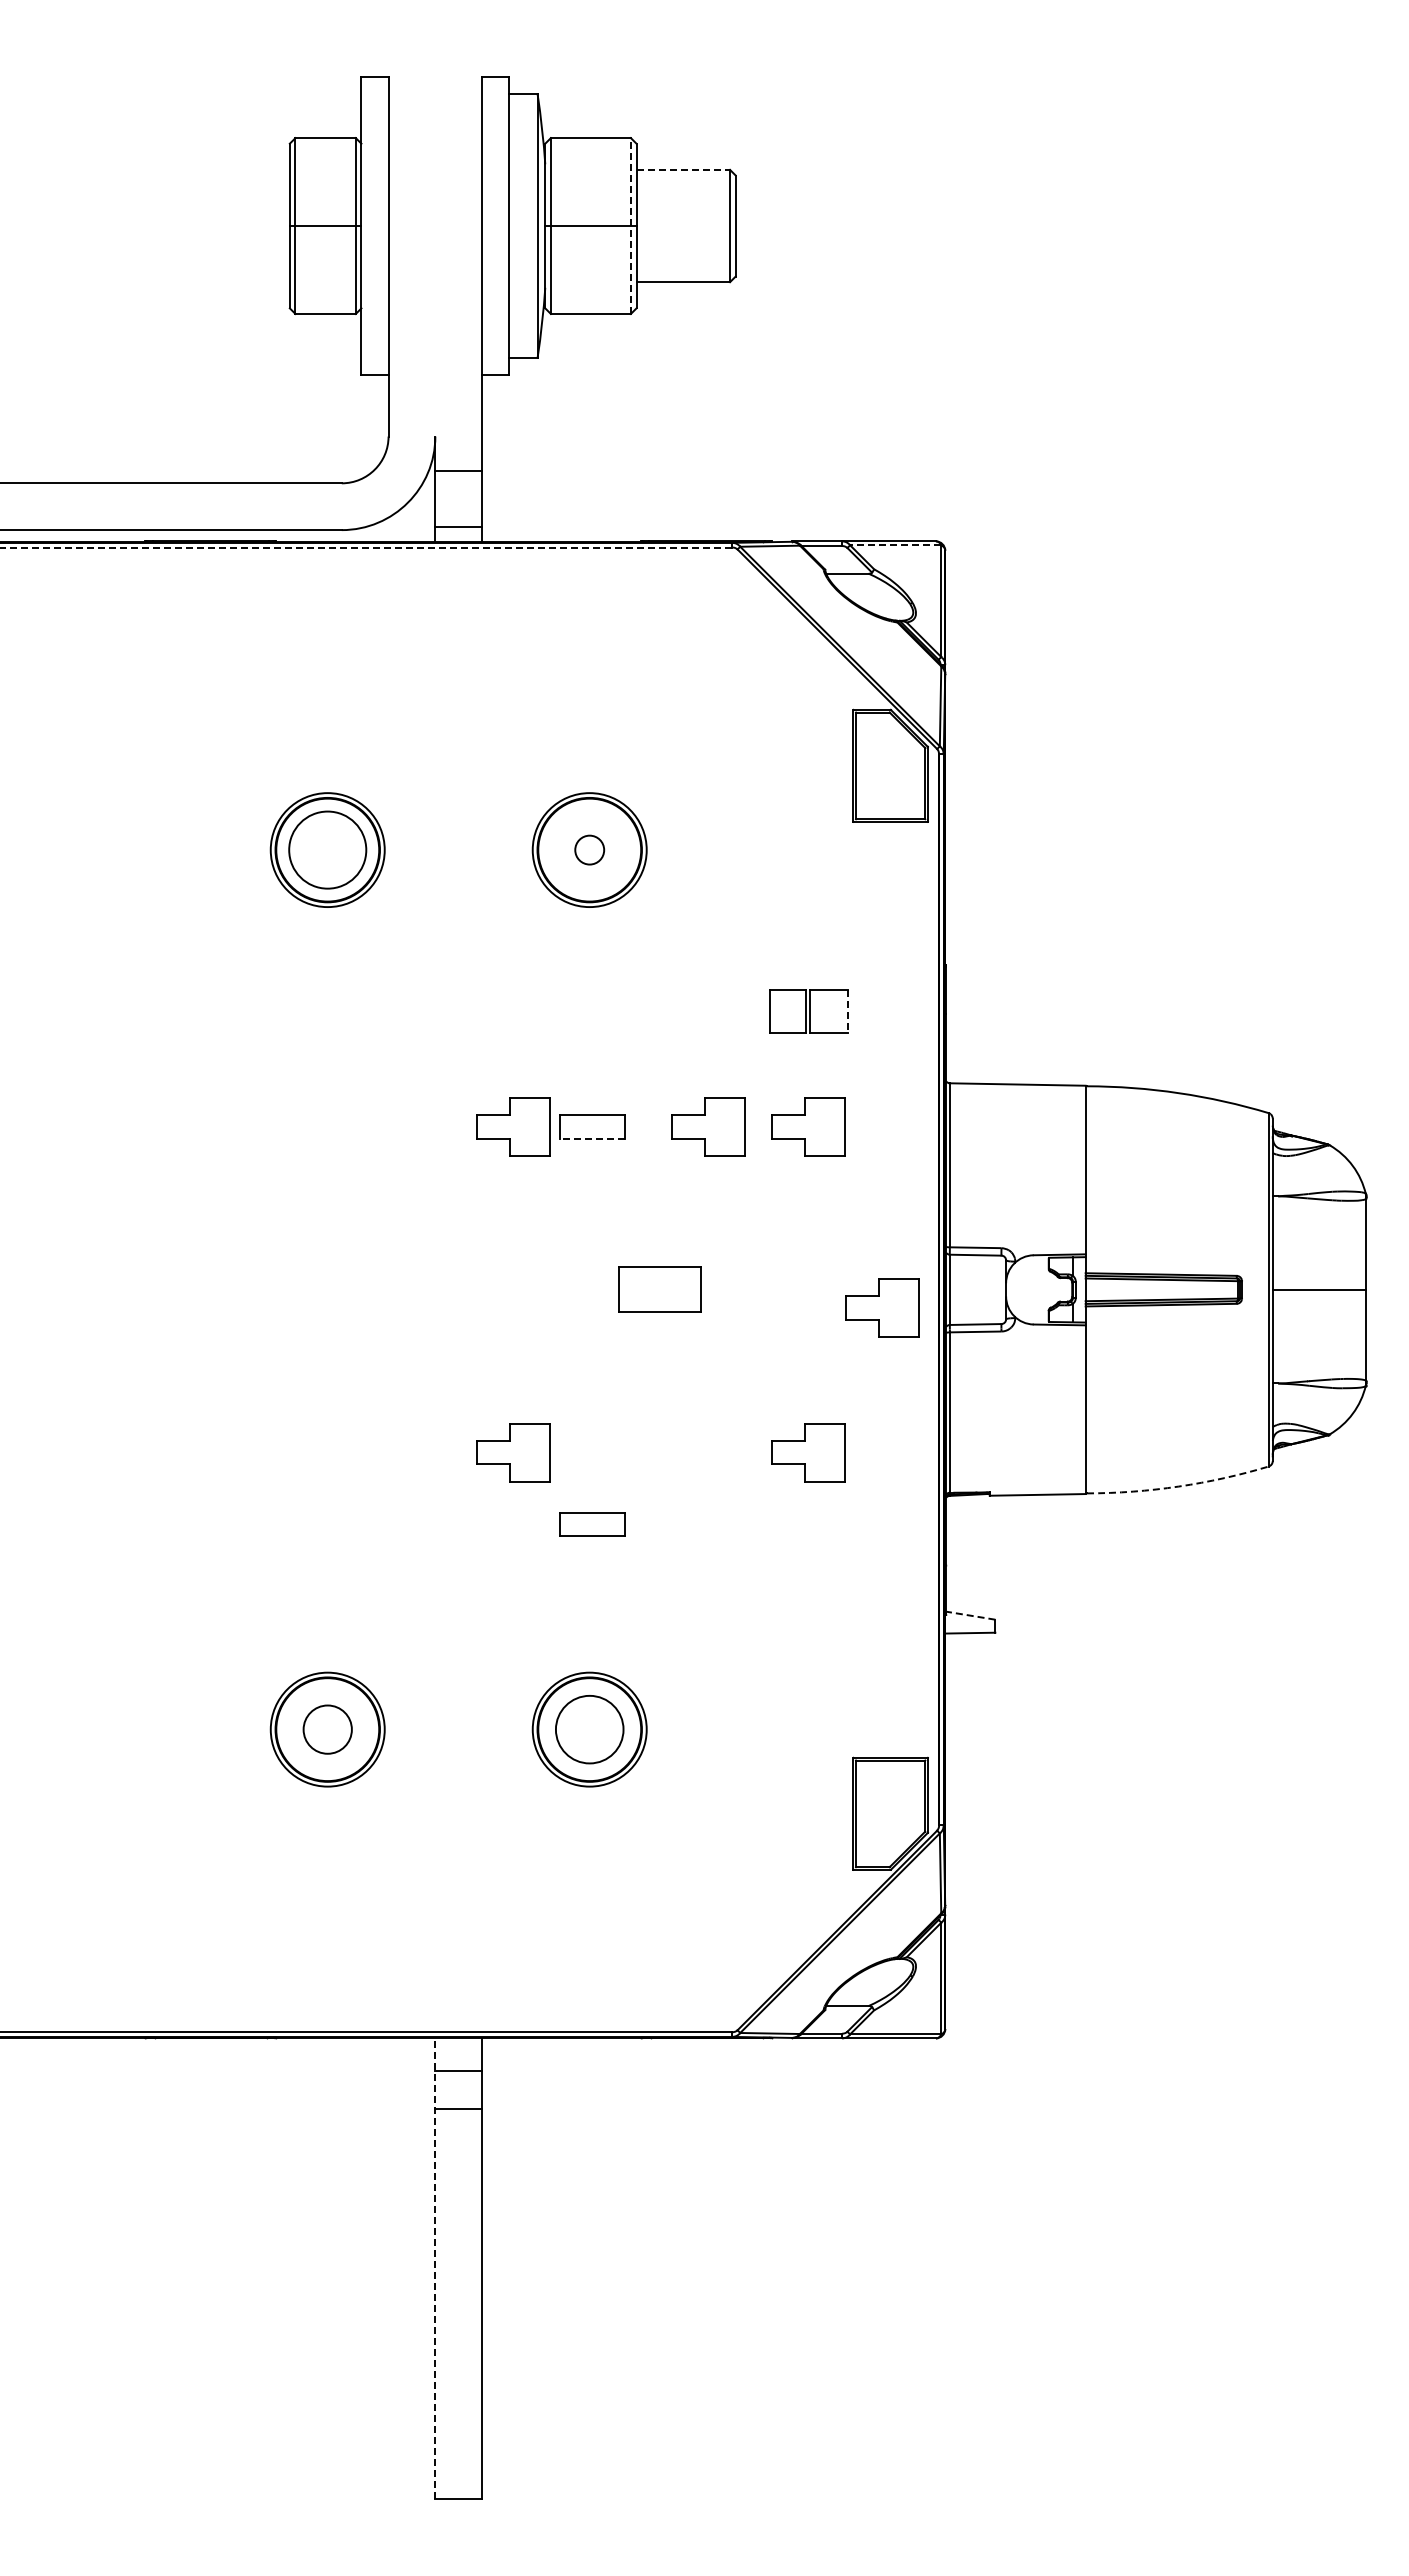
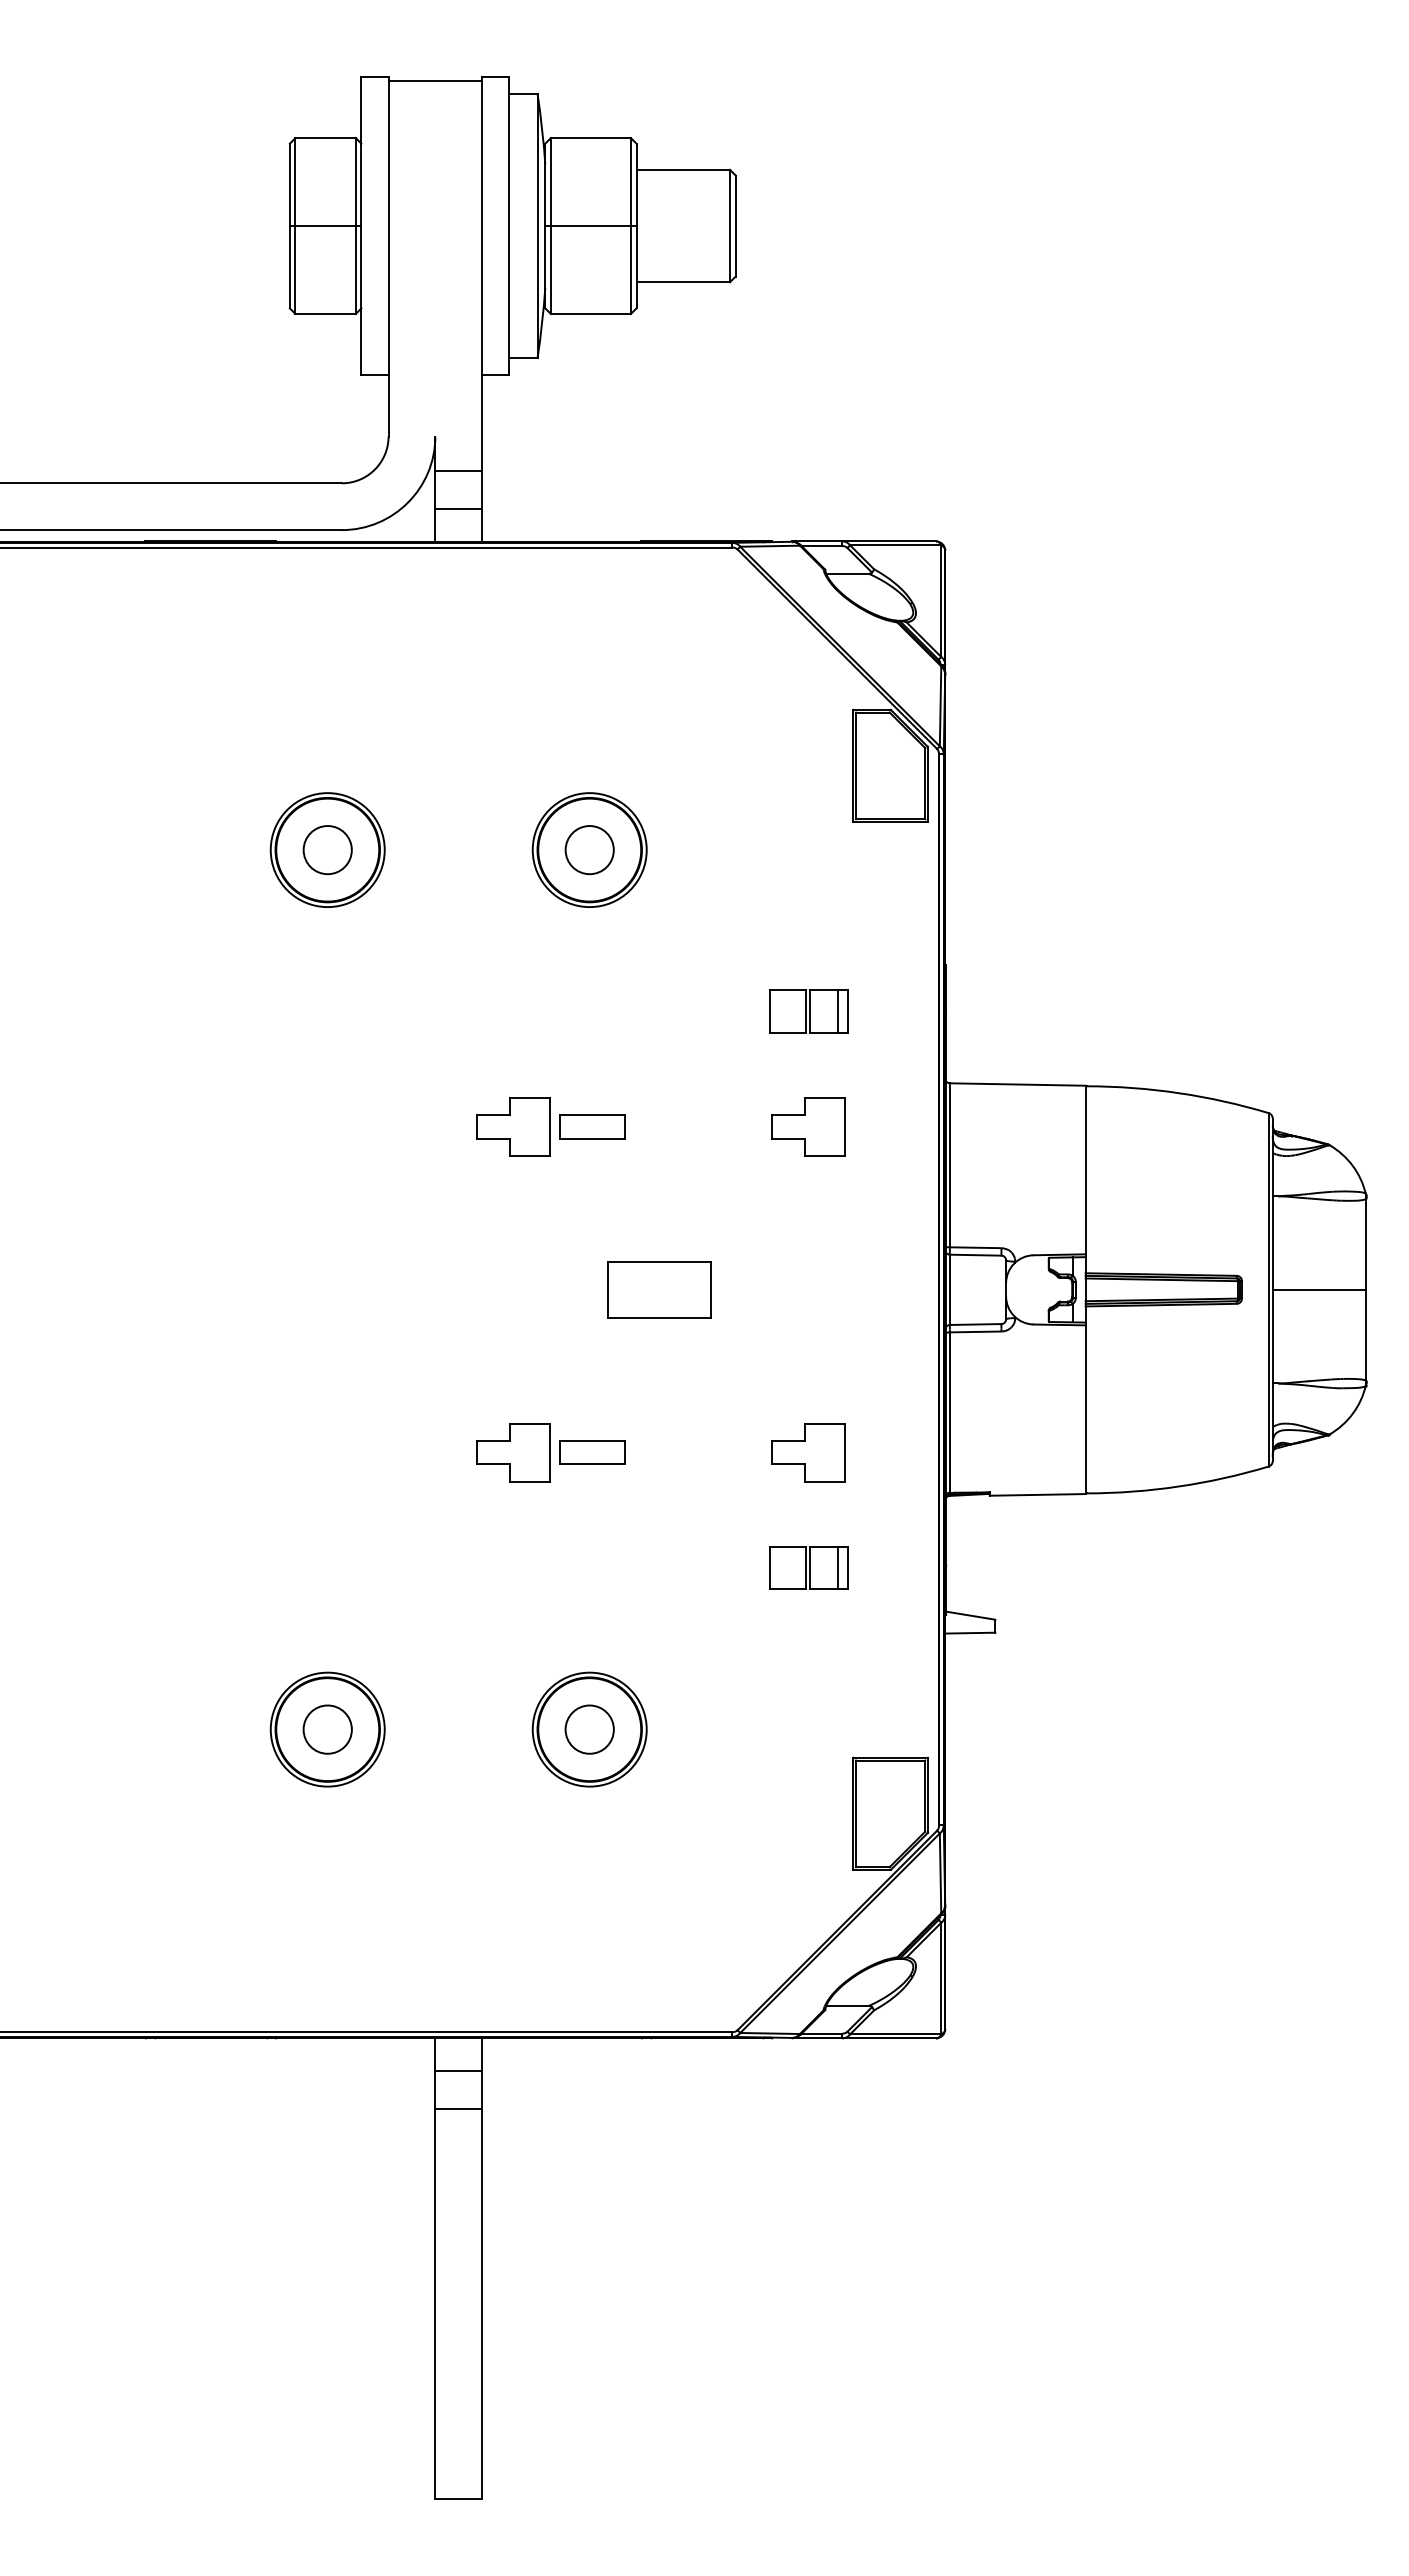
line: none -> present (435, 81)
line: dashed -> solid (683, 169)
line: dashed -> solid (630, 226)
line position: (458, 526) -> (458, 508) (458, 508)
line: dashed -> solid (895, 545)
line: dashed -> solid (366, 547)
circle diameter: 77 px -> 48 px (327, 850)
circle diameter: 29 px -> 48 px (589, 850)
line: none -> present (838, 1011)
line: dashed -> solid (847, 1012)
part: present -> none (708, 1126)
line: dashed -> solid (592, 1138)
part size: 84x47 px -> 105x58 px (659, 1289)
part: present -> none (882, 1307)
arc: dashed -> solid (1178, 1486)
part position: (592, 1524) -> (592, 1452) (592, 1452)
part: none -> present (808, 1567)
line: dashed -> solid (970, 1615)
circle diameter: 68 px -> 48 px (589, 1729)
line: dashed -> solid (435, 2267)
